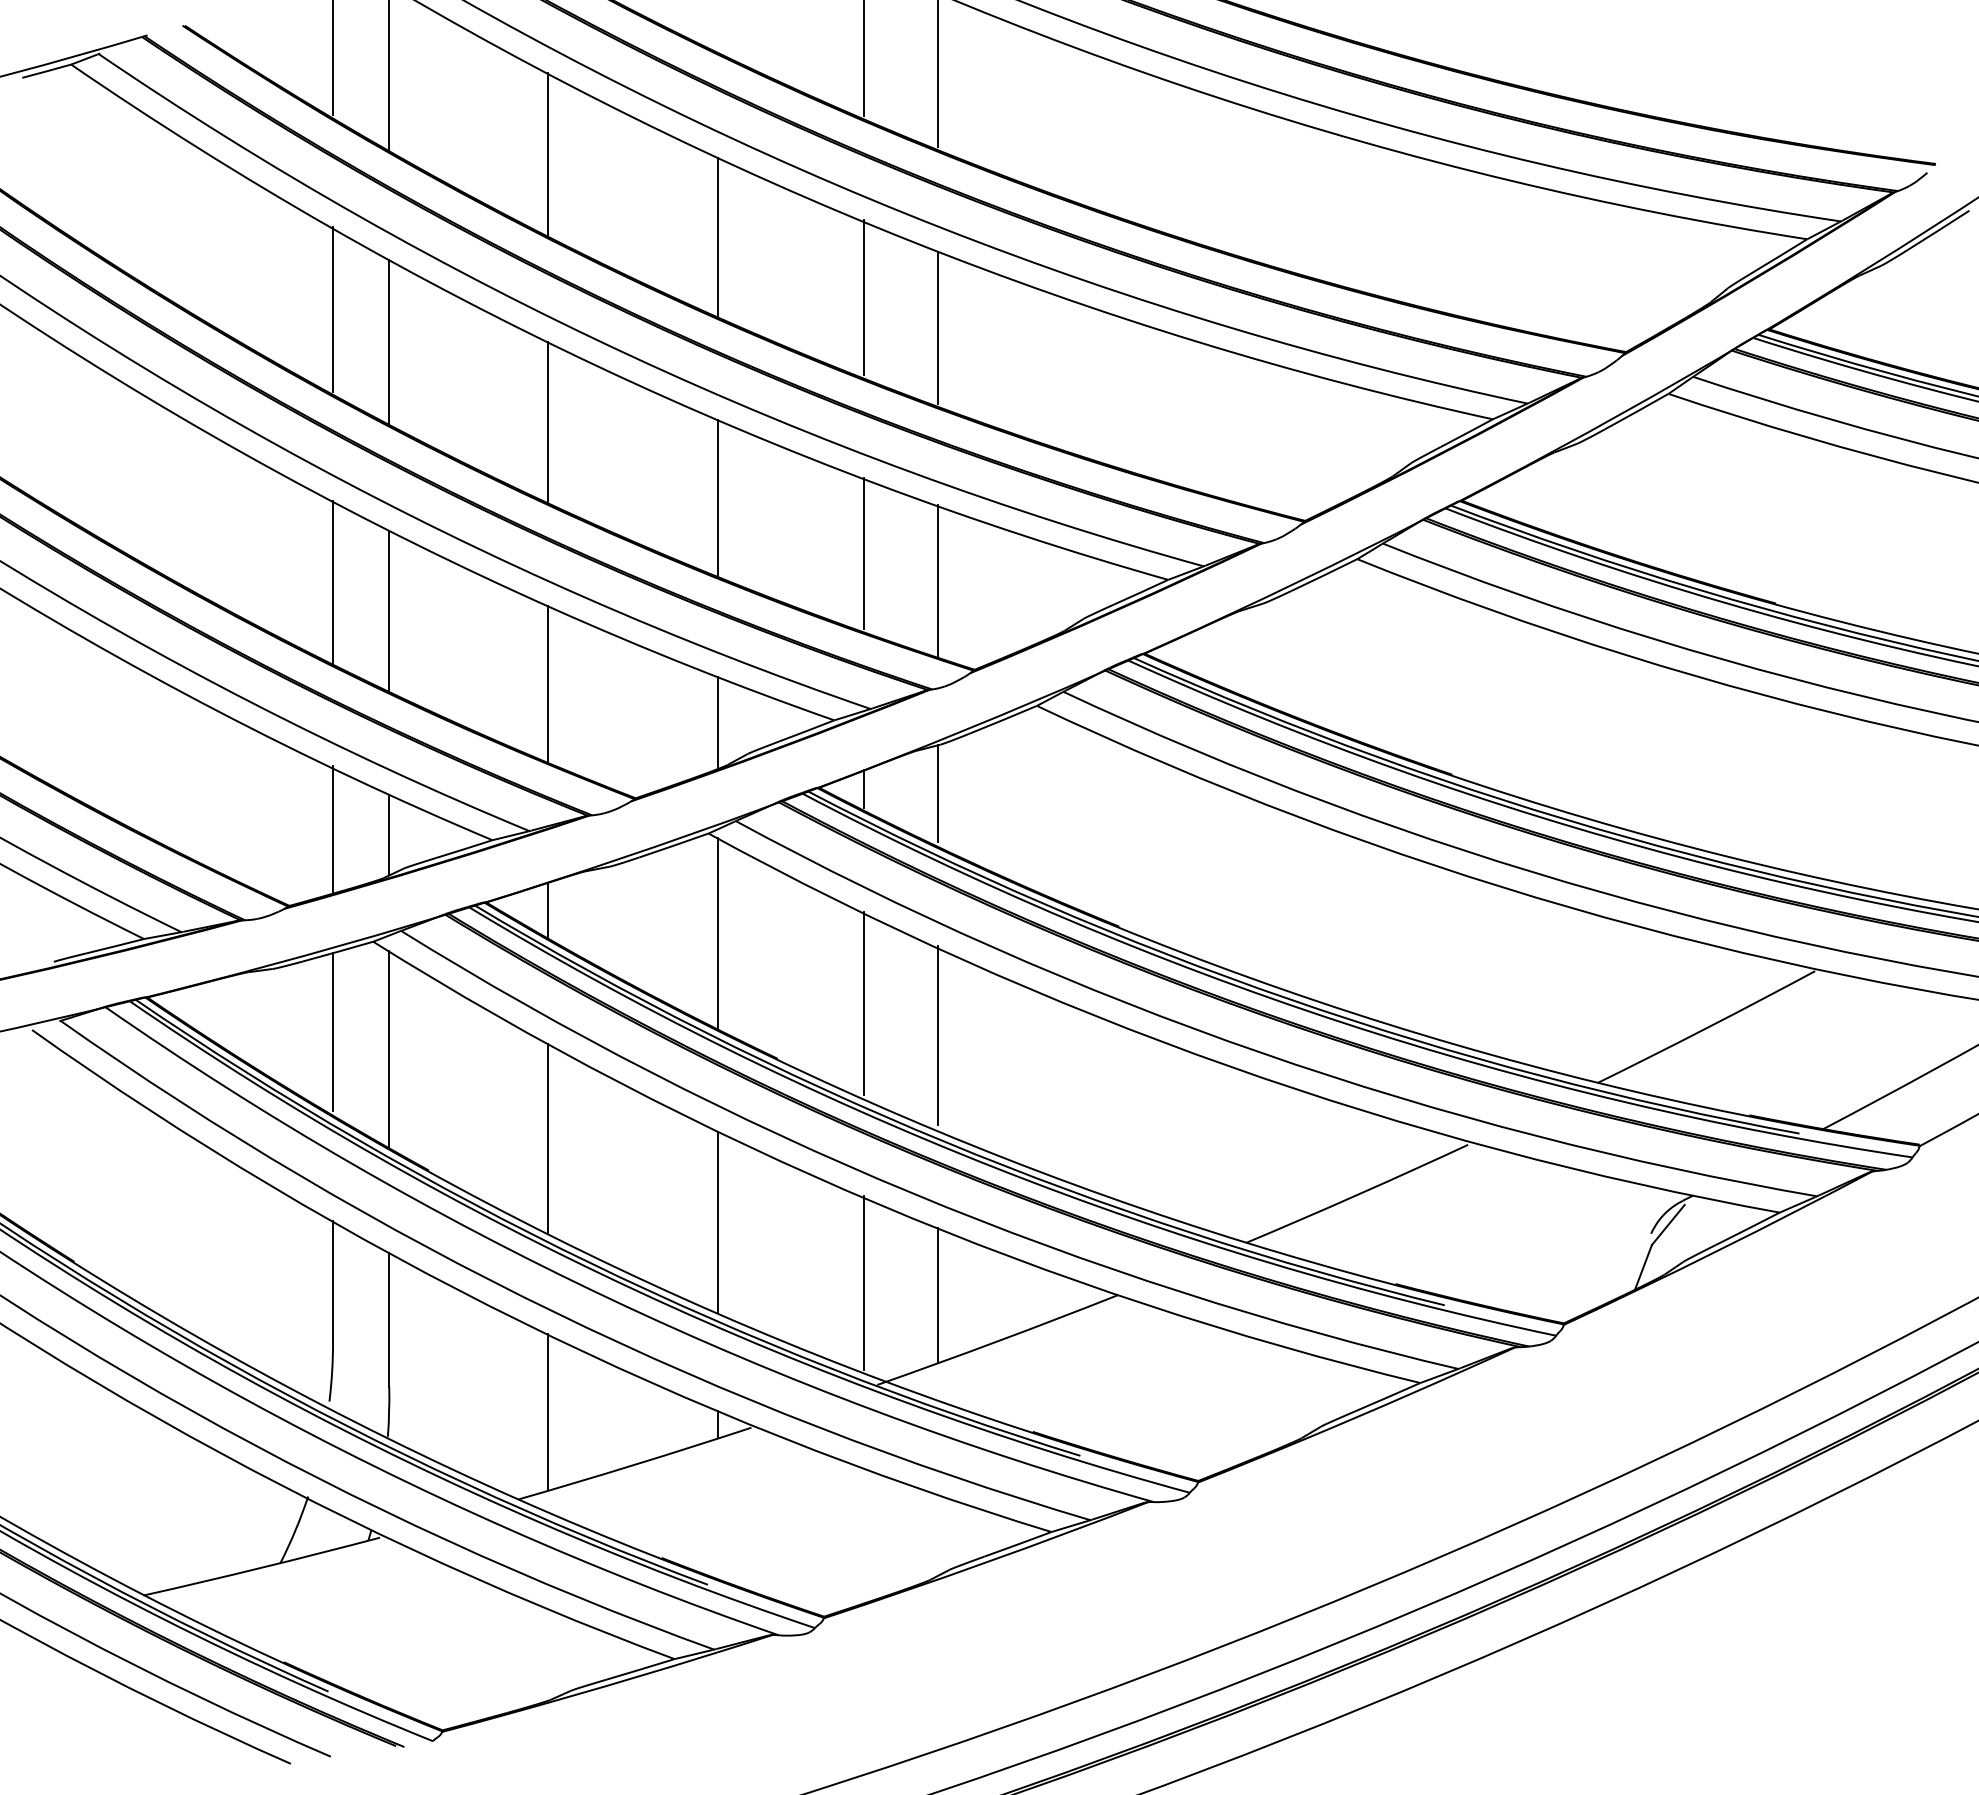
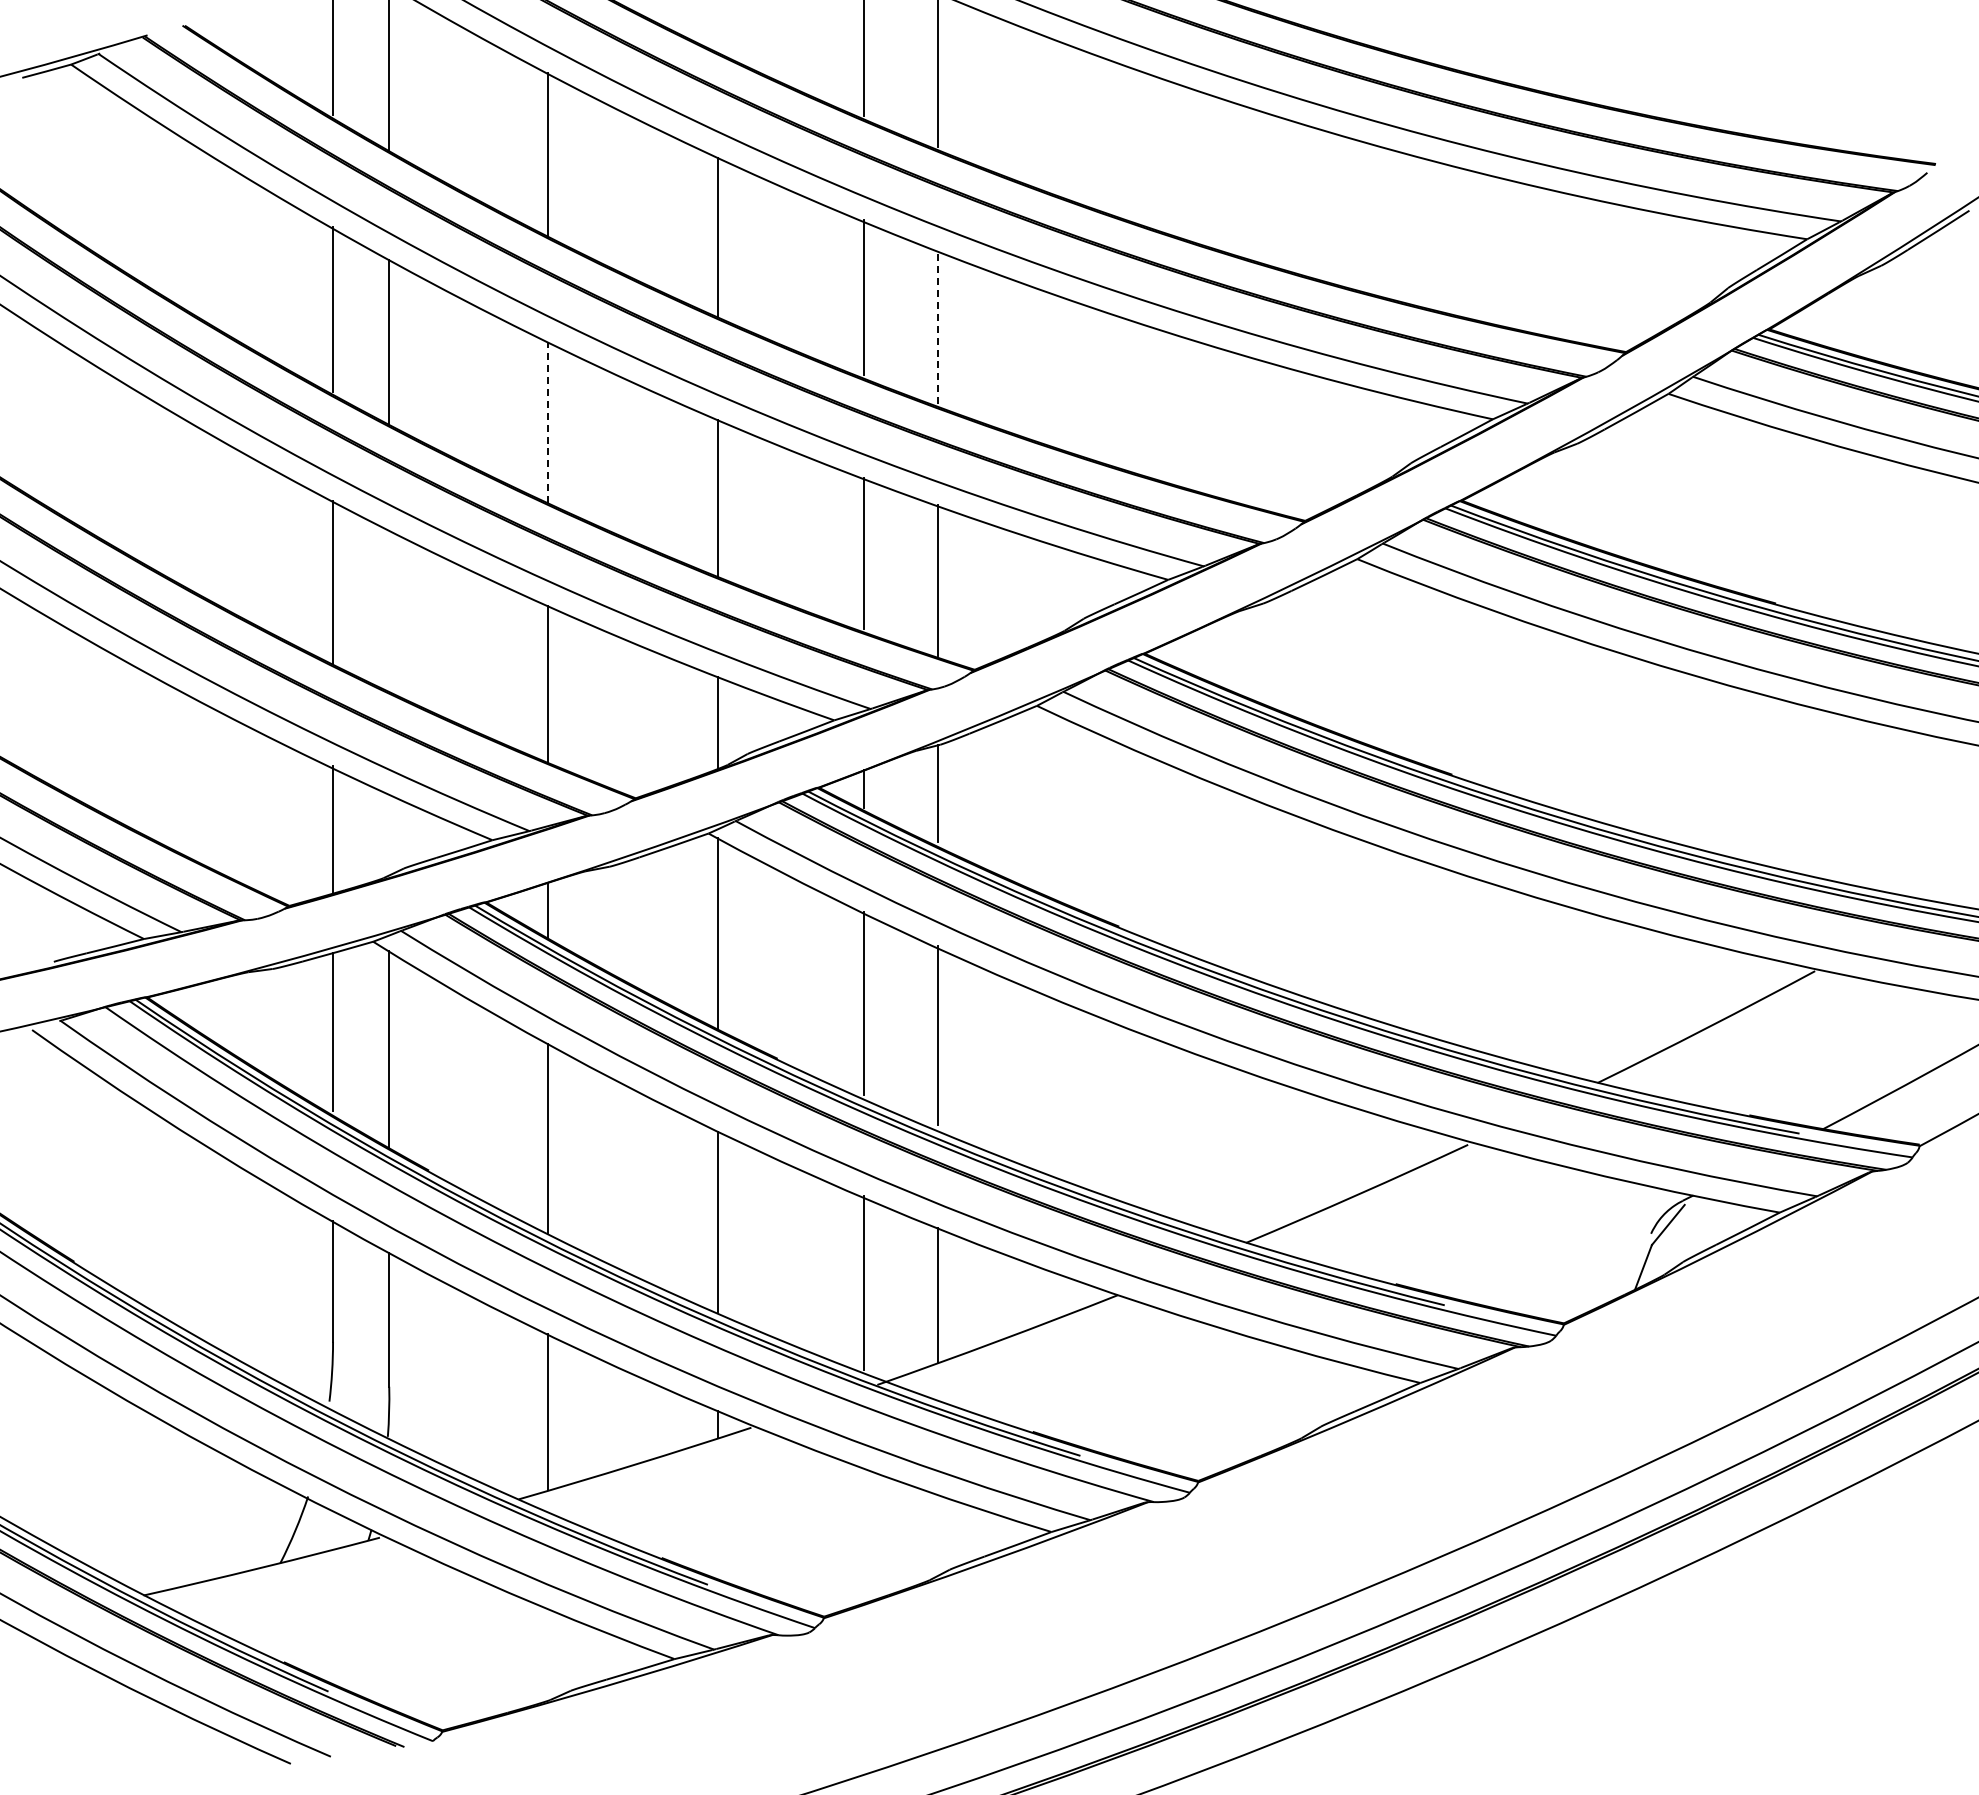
line: solid -> dashed (937, 327)
line: solid -> dashed (548, 422)
line: present -> none (389, 611)
line: present -> none (389, 834)
